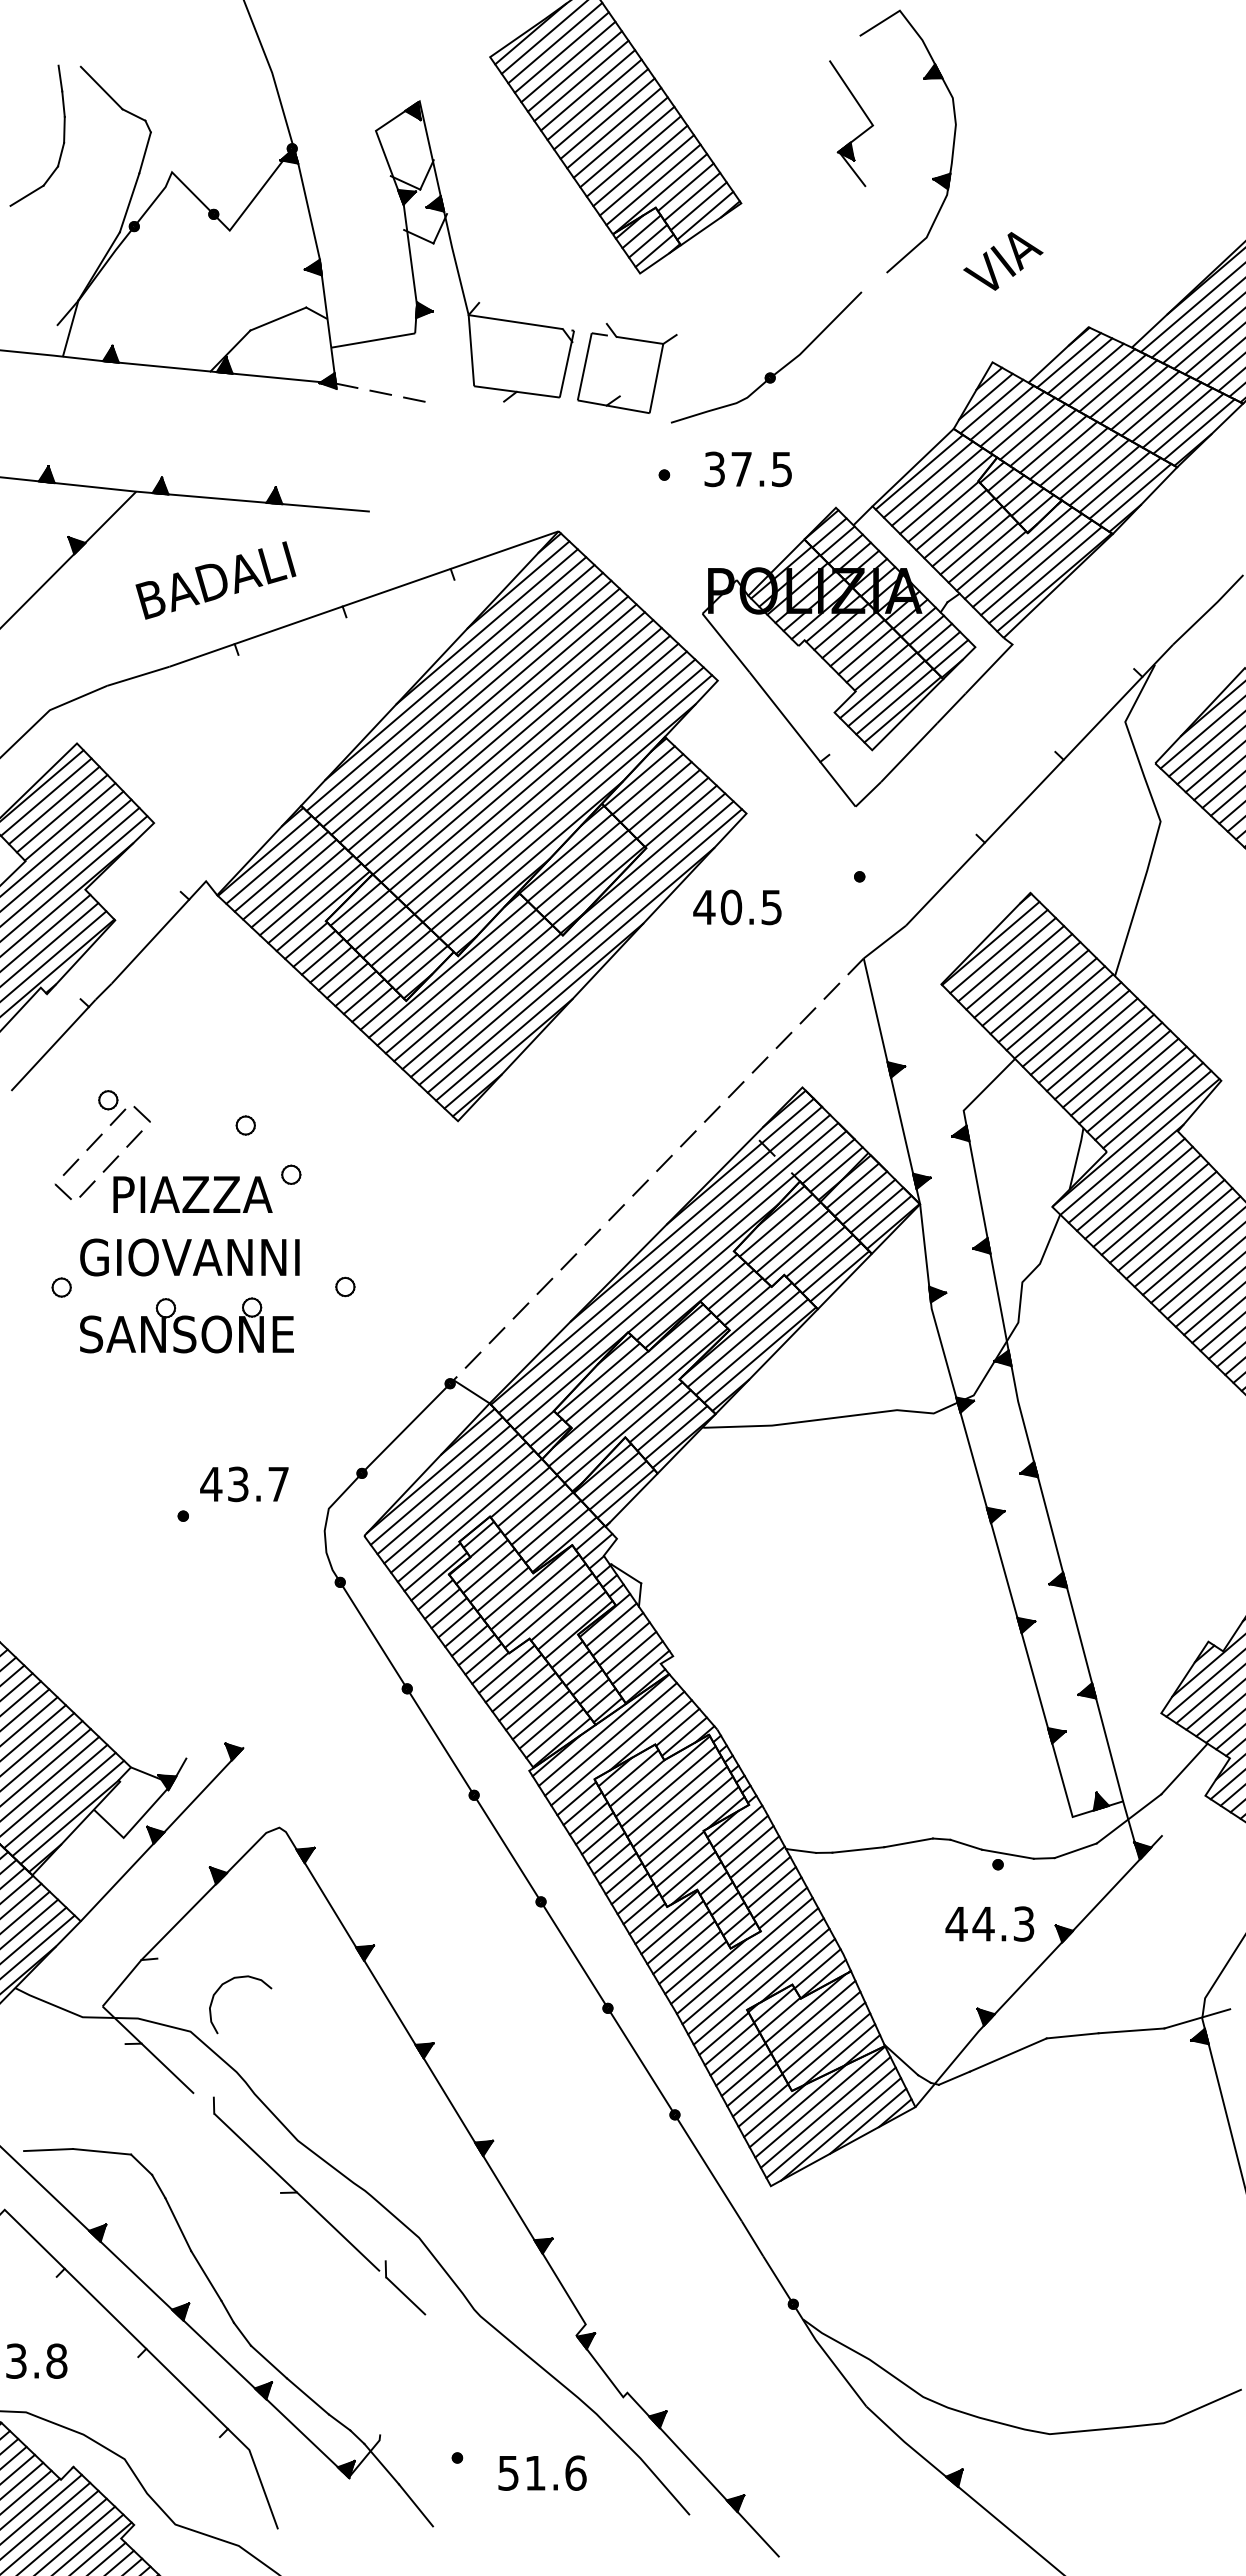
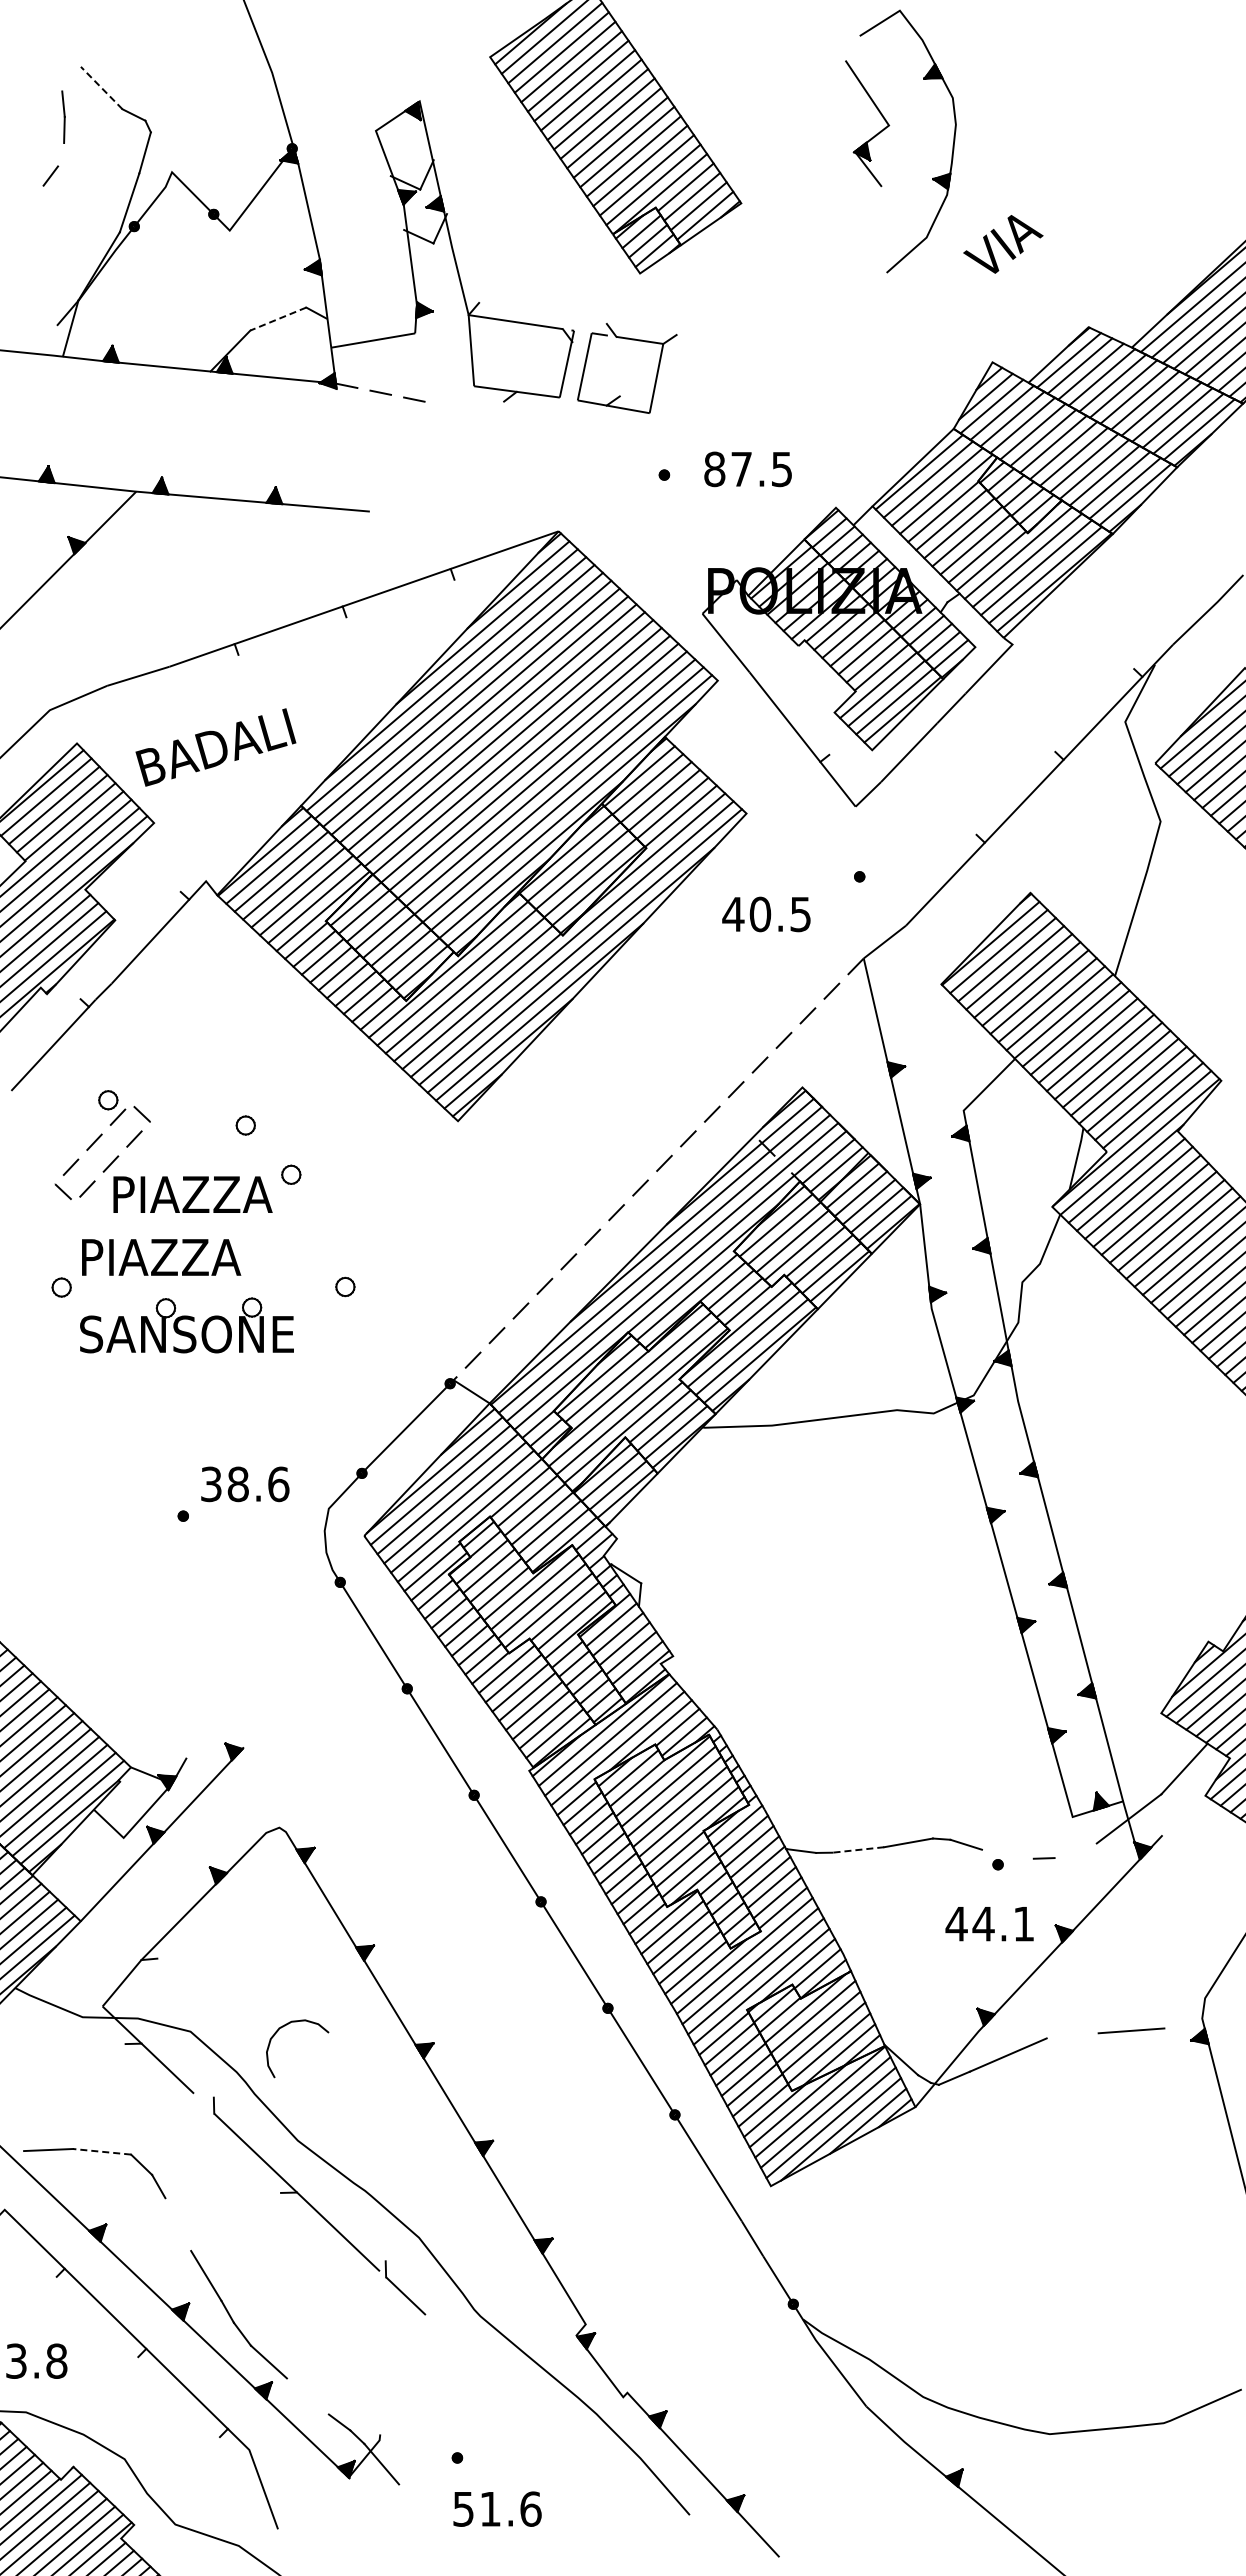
line: present -> none (60, 78)
line: solid -> dashed (101, 88)
part position: (860, 133) -> (876, 133) (876, 133)
line: present -> none (61, 154)
line: present -> none (26, 195)
text position: (1003, 261) -> (1003, 244) (1003, 244)
line: solid -> dashed (277, 319)
part: present -> none (768, 372)
text: 37.5 -> 87.5 (714, 469)
text position: (215, 580) -> (215, 747) (215, 747)
text position: (737, 907) -> (766, 914) (766, 914)
text: GIOVANNI -> PIAZZA (189, 1257)
text: 43.7 -> 38.6 (244, 1484)
line: solid -> dashed (857, 1850)
line: present -> none (1075, 1850)
line: present -> none (1007, 1853)
text: 44.3 -> 44.1 (1023, 1923)
curve position: (228, 1982) -> (285, 2026) (285, 2026)
line: present -> none (1197, 2018)
line: present -> none (1072, 2035)
line: solid -> dashed (101, 2151)
line: present -> none (178, 2224)
line: present -> none (307, 2396)
text position: (542, 2472) -> (497, 2508) (497, 2508)
line: present -> none (416, 2505)
